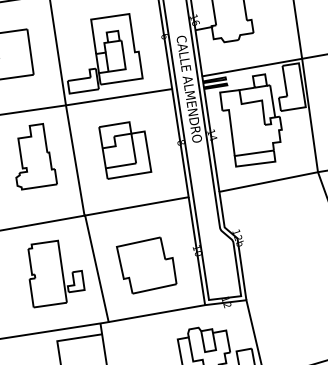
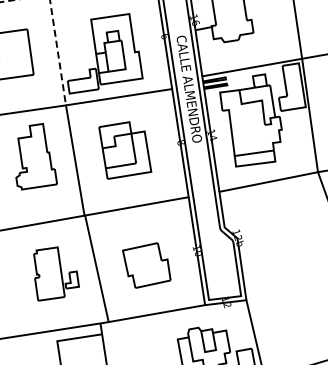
line: solid -> dashed (56, 45)
part size: 62x59 px -> 50x47 px (146, 265)
part size: 59x70 px -> 47x56 px (56, 273)
